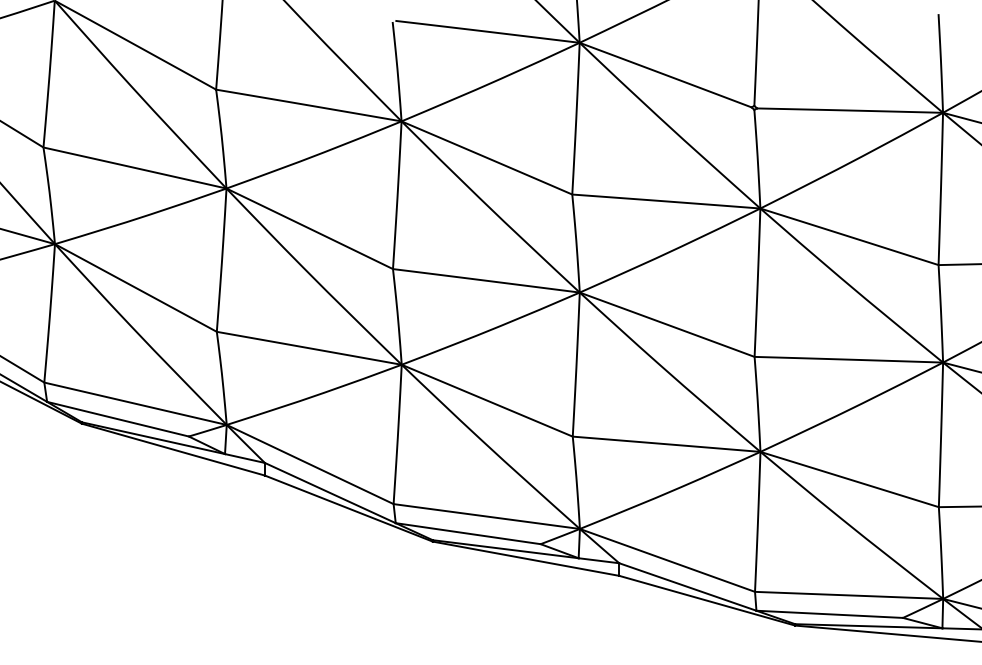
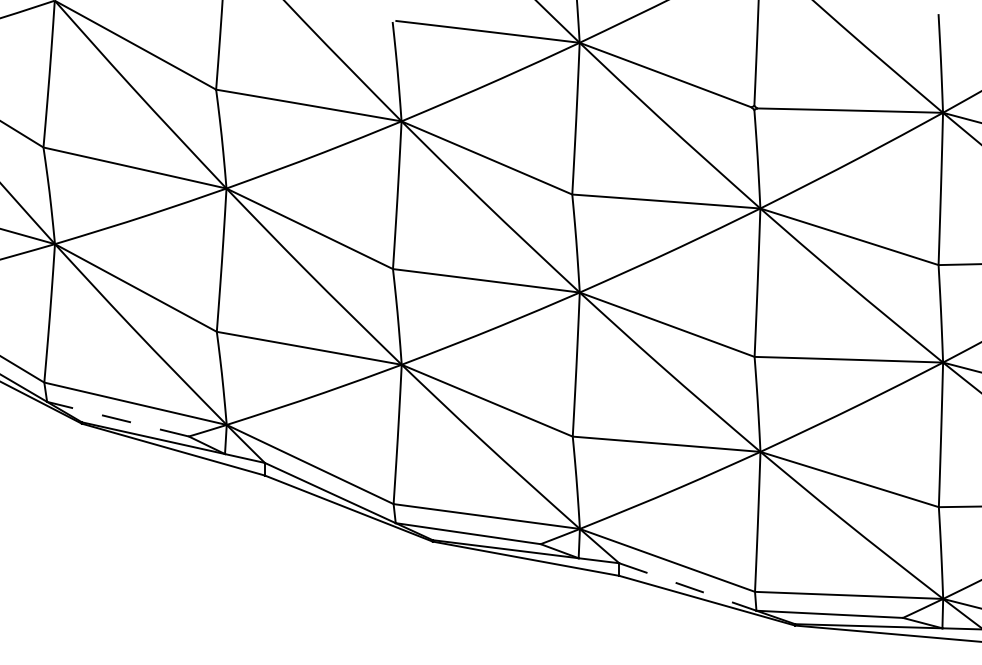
line: solid -> dashed (118, 419)
line: solid -> dashed (687, 587)
